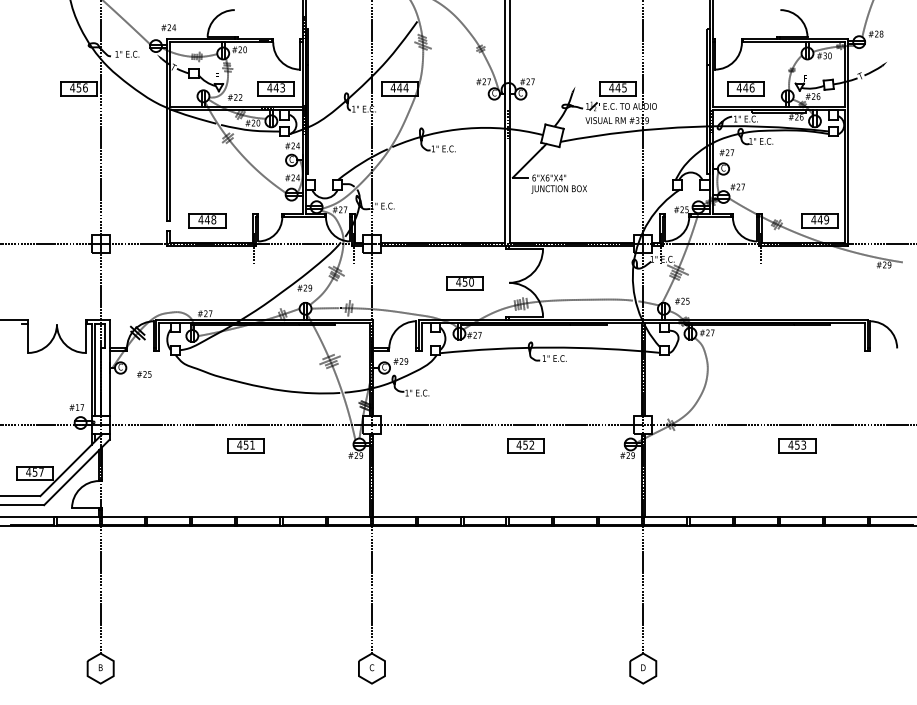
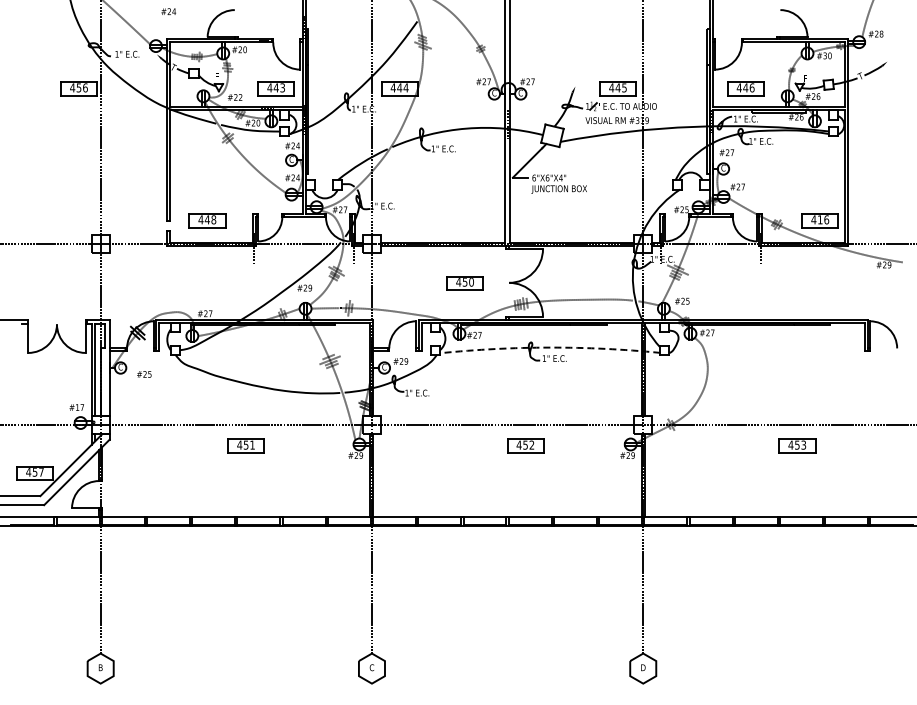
text position: (168, 27) -> (168, 11) (168, 11)
text: 449 -> 416 (823, 219)
arc: solid -> dashed (550, 347)
